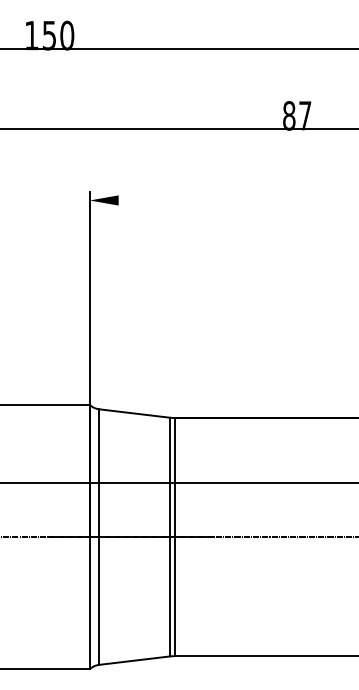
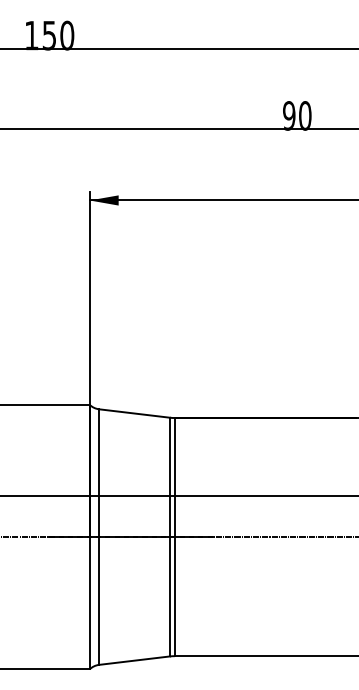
text: 87 -> 90 (297, 115)
line: none -> present (222, 200)
line position: (178, 482) -> (178, 495) (178, 495)
